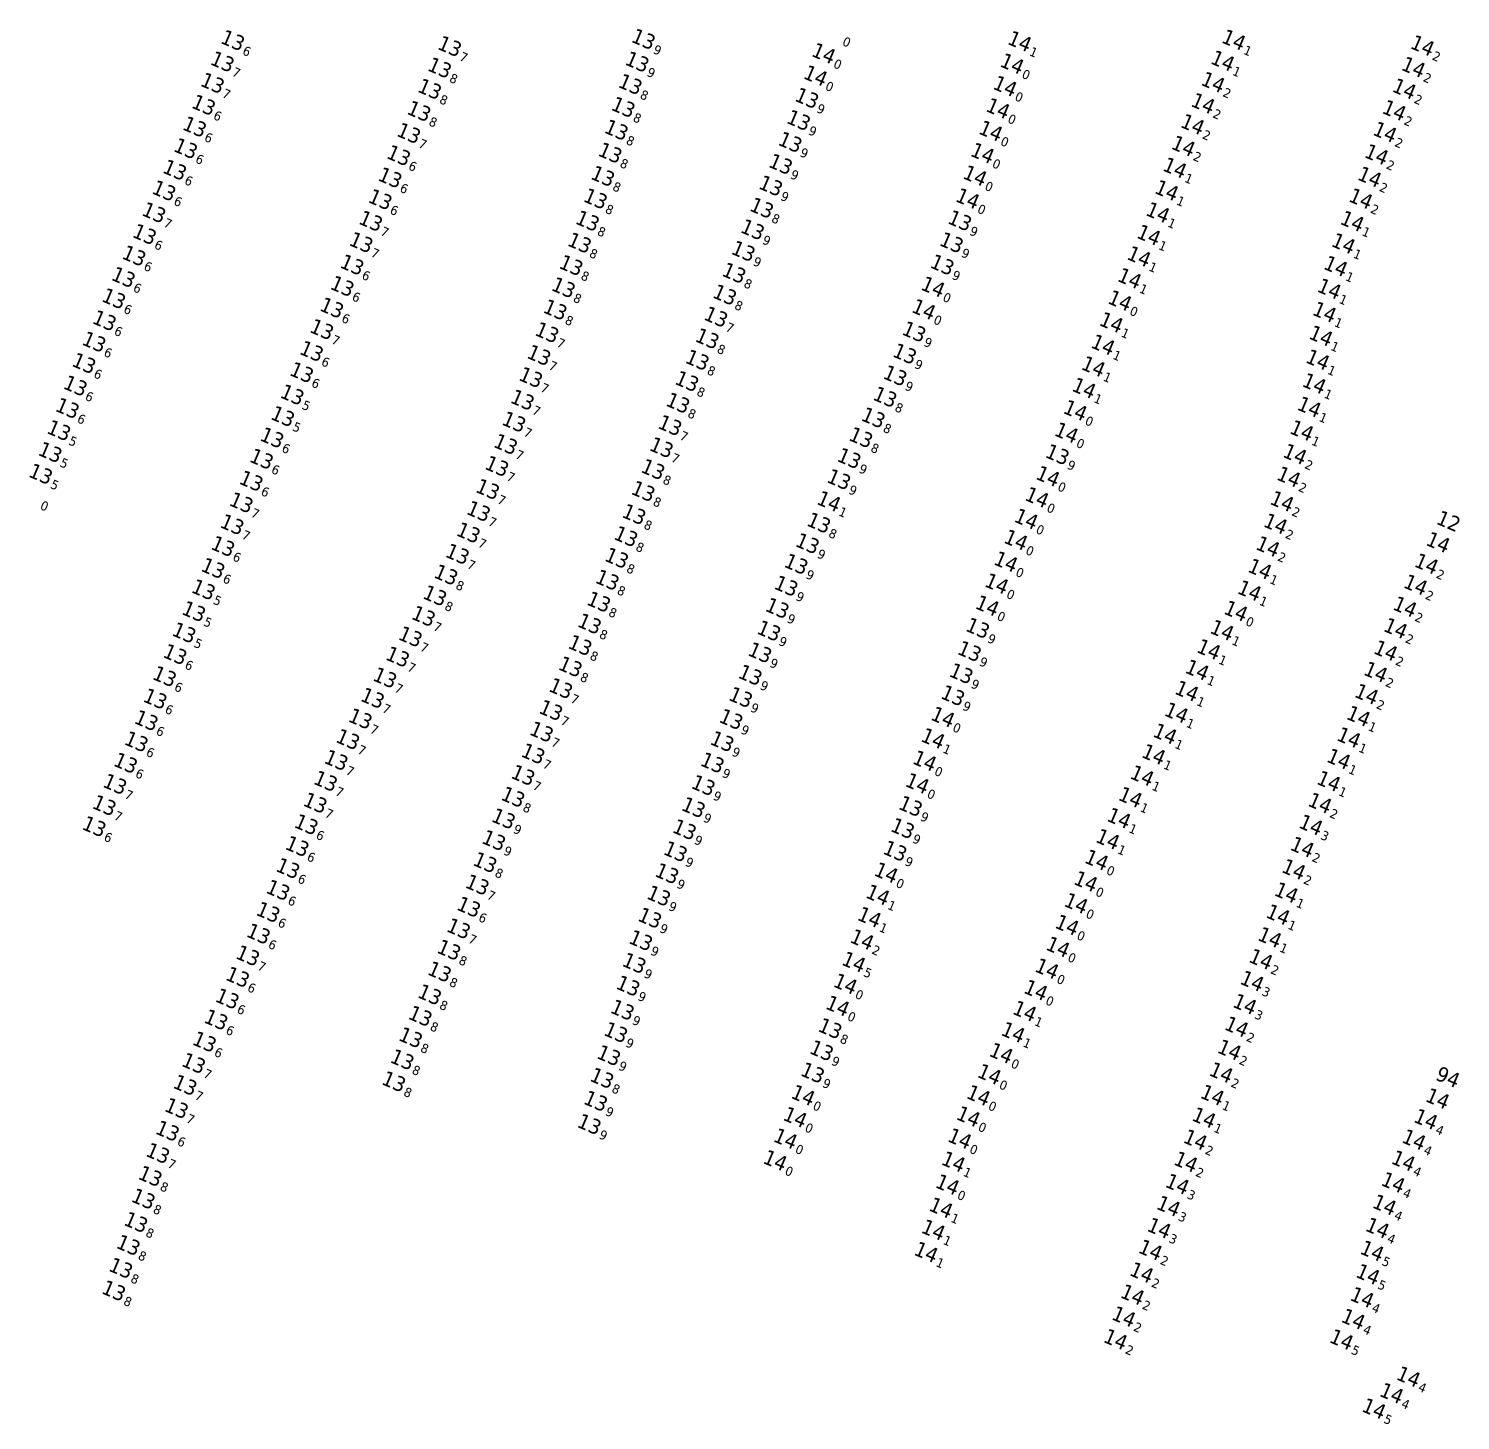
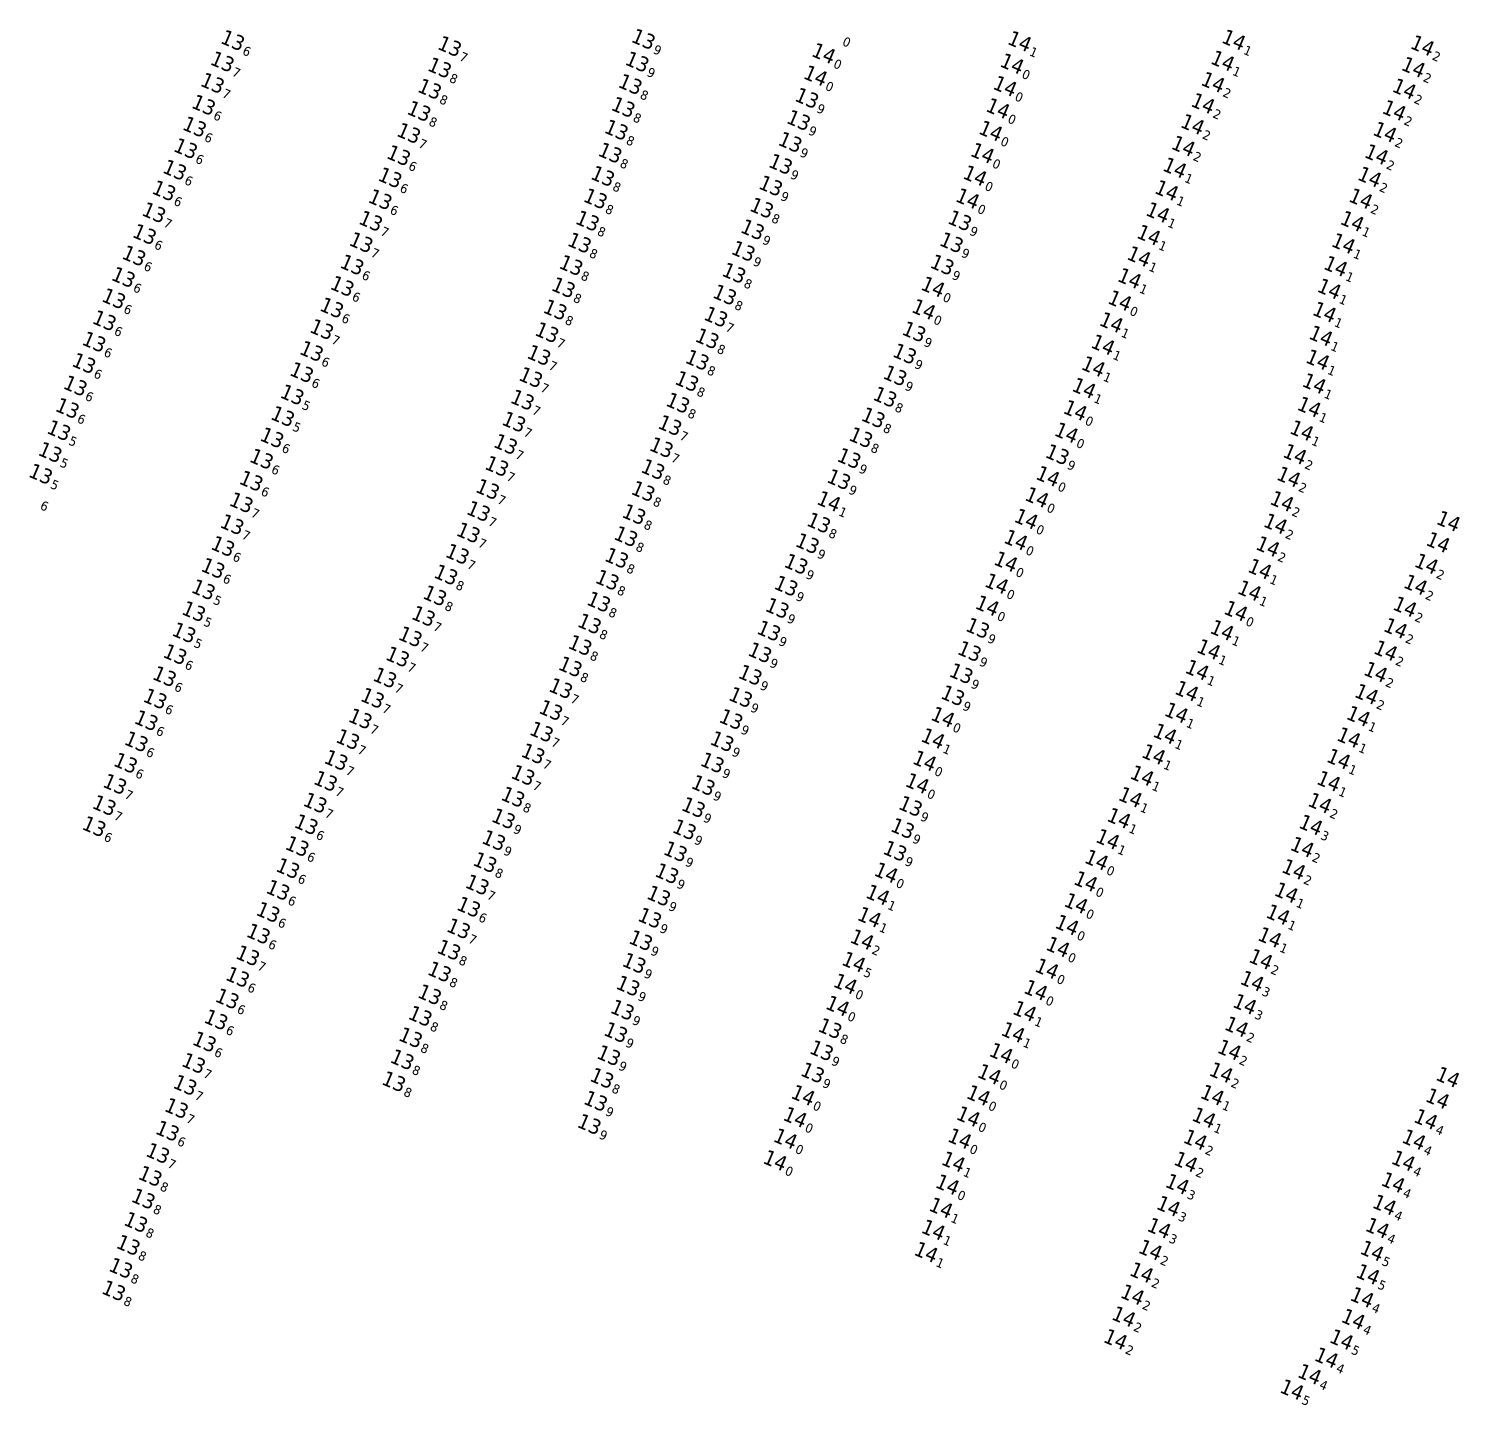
text: 0 -> 6 (45, 505)
text: 12 -> 14 (1453, 523)
text: 94 -> 14 (1442, 1074)
text position: (1393, 1394) -> (1311, 1375) (1311, 1375)
